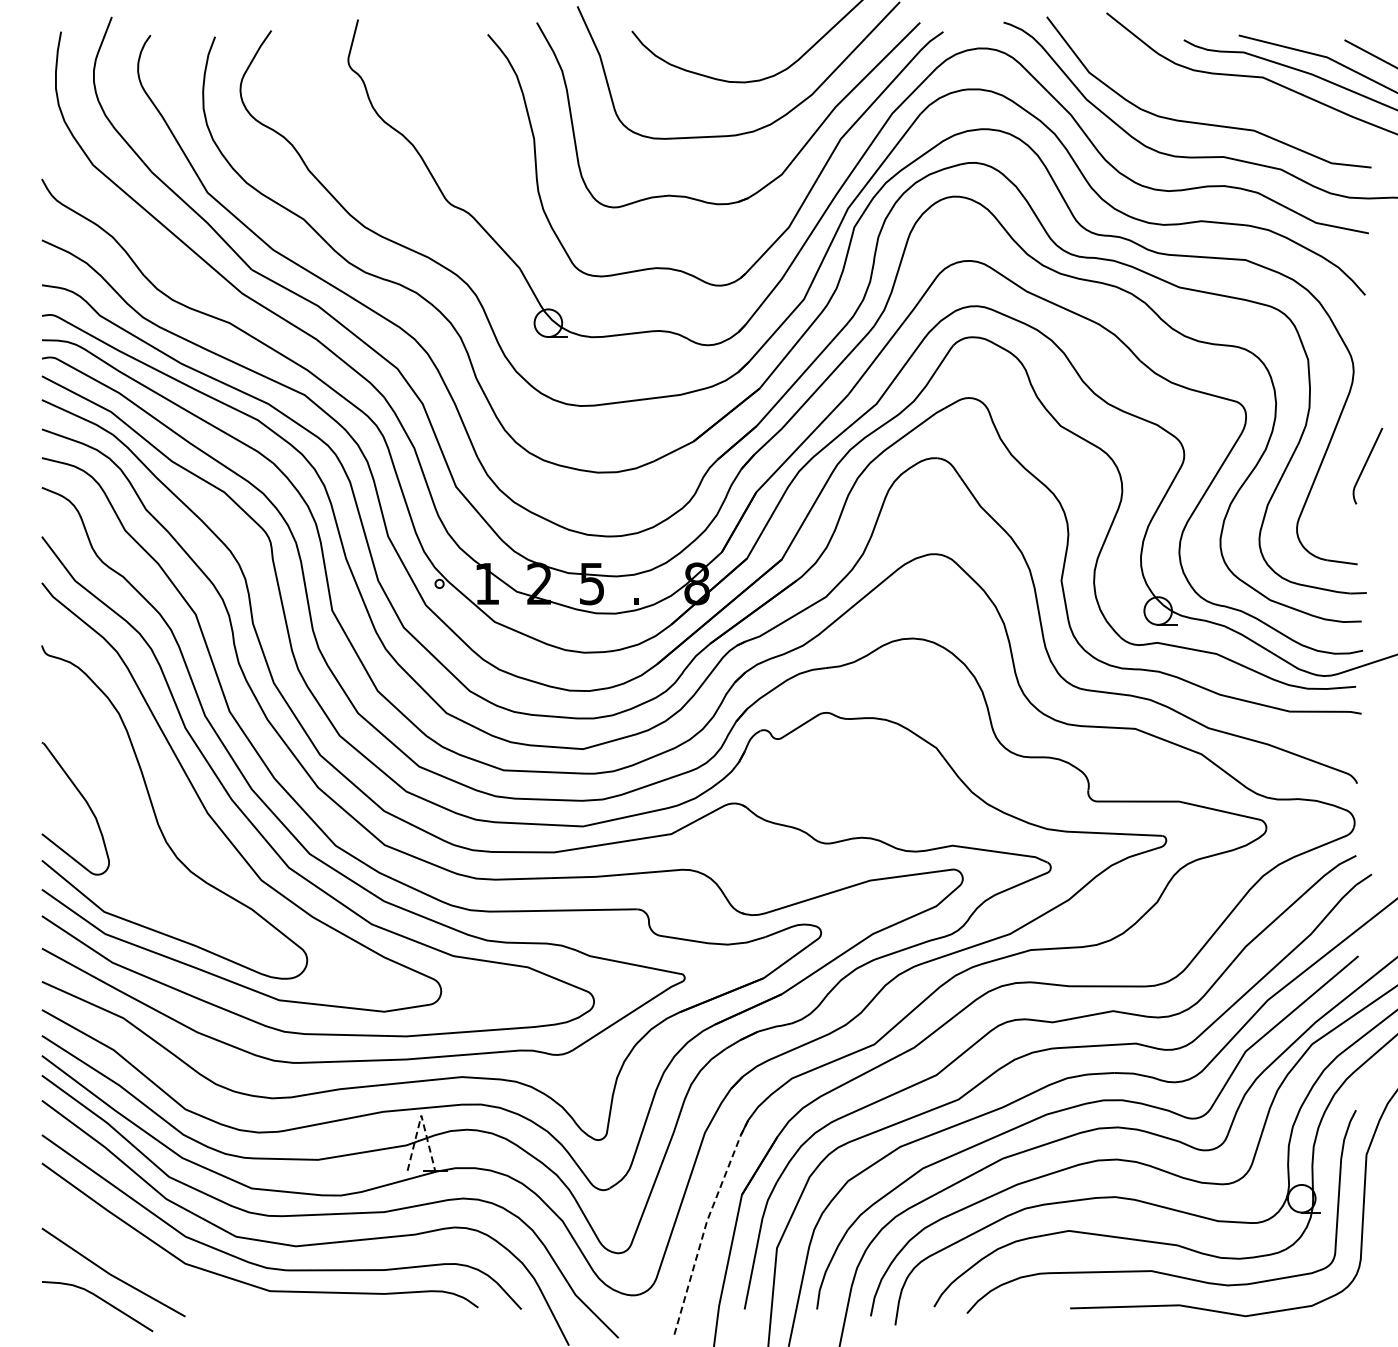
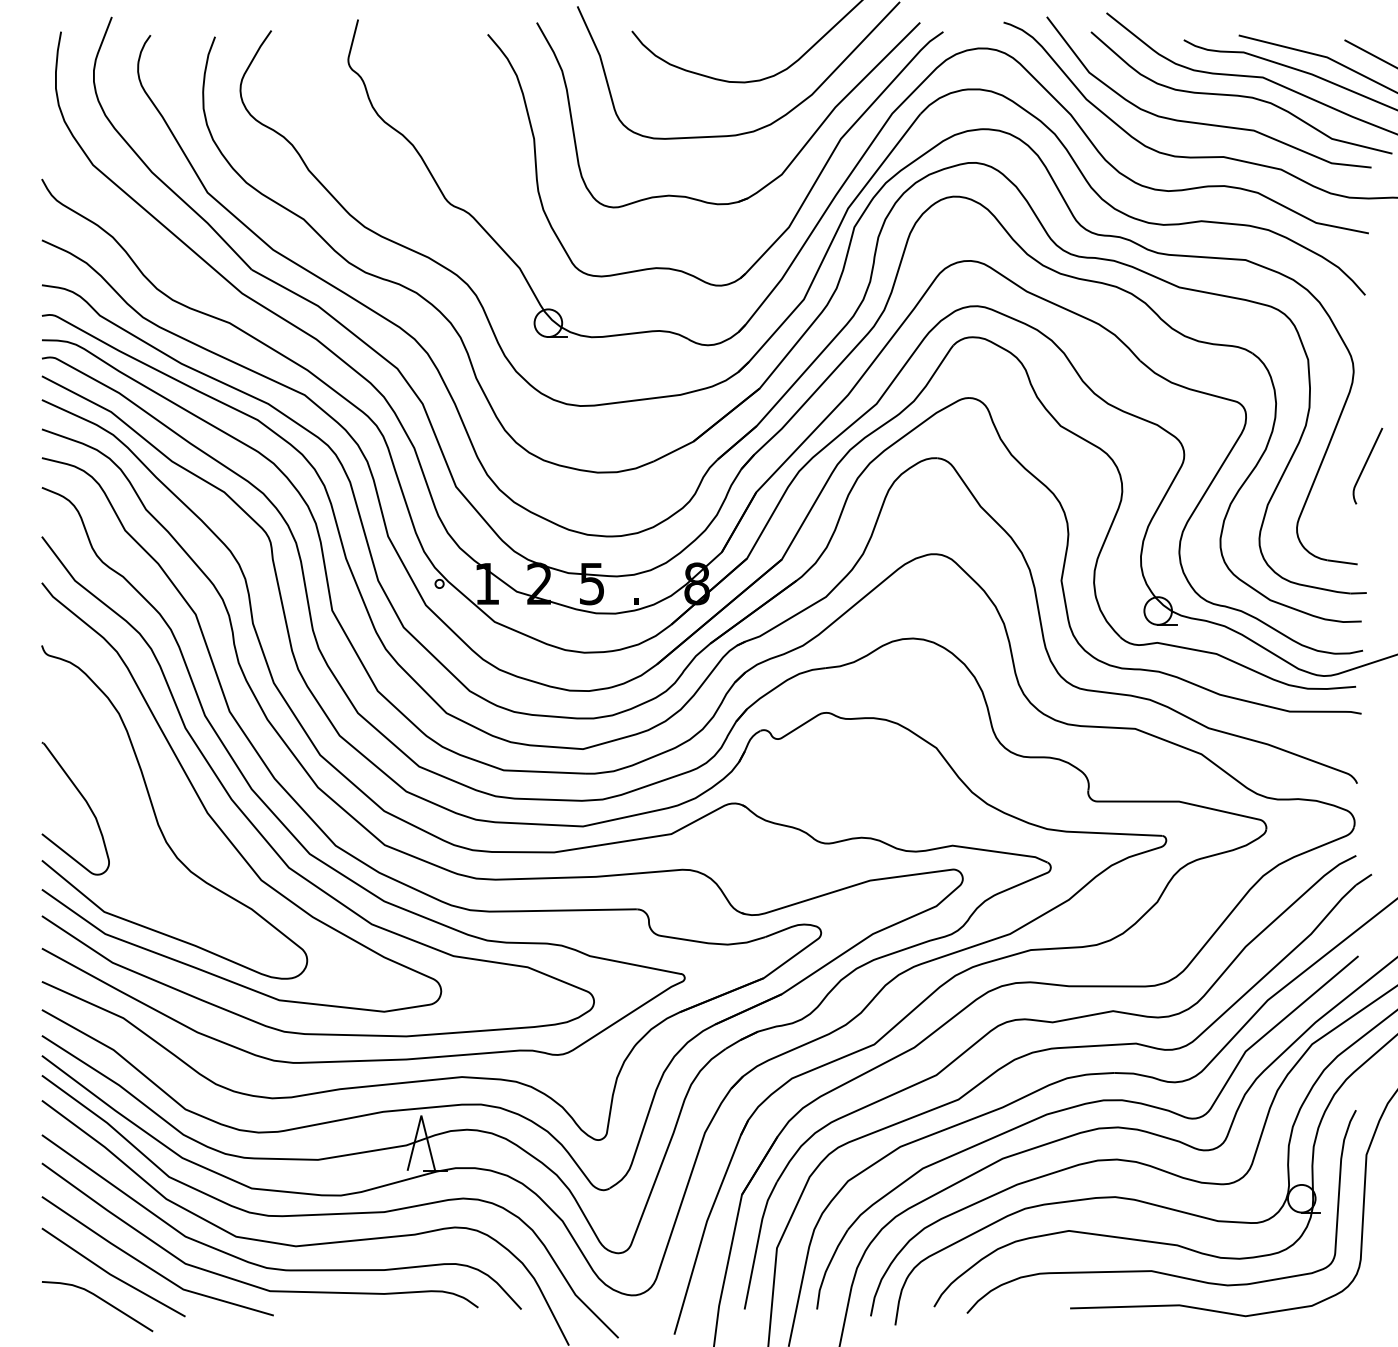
curve: none -> present (1241, 95)
line: dashed -> solid (421, 1115)
line: dashed -> solid (706, 1224)
line: none -> present (149, 1266)
